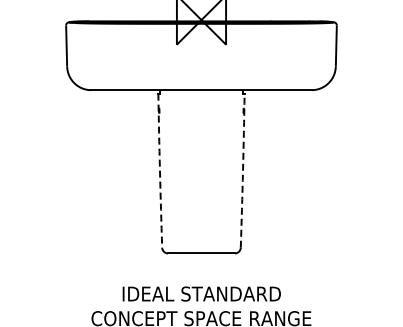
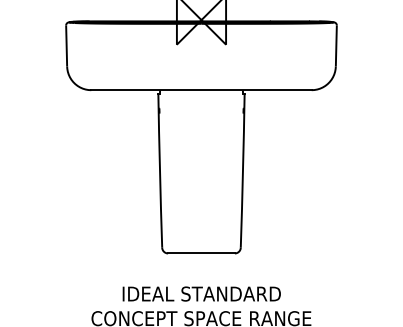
arc: dashed -> solid (159, 170)
arc: dashed -> solid (243, 170)
